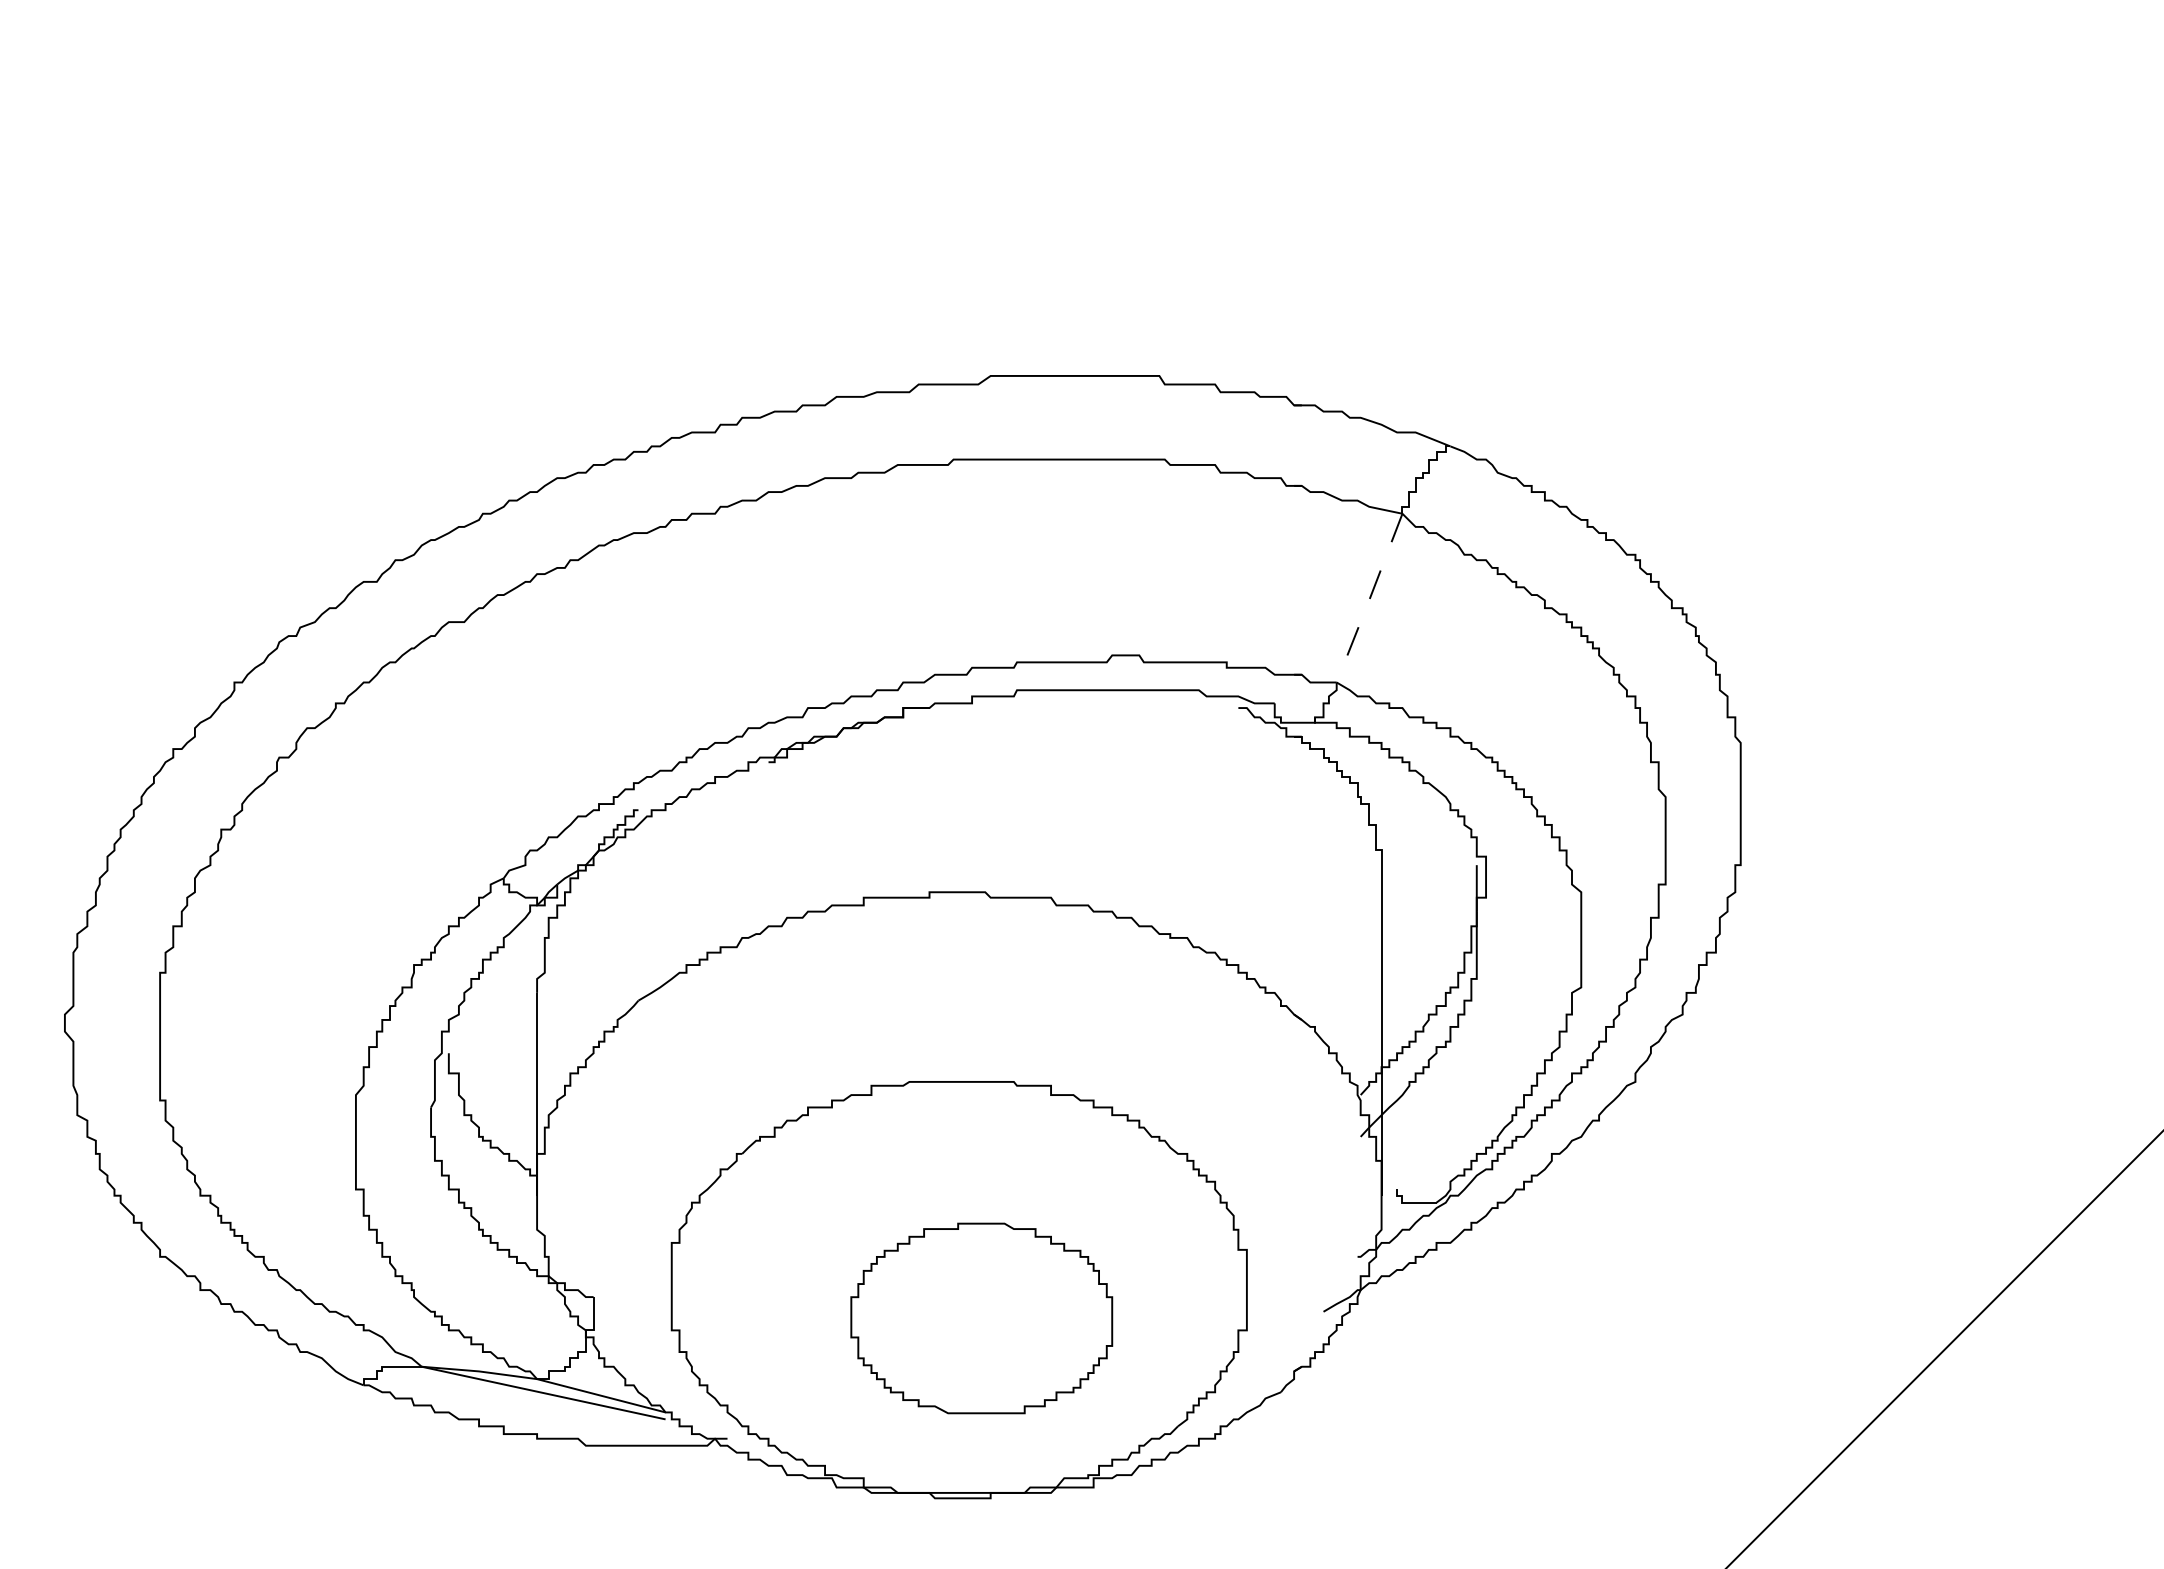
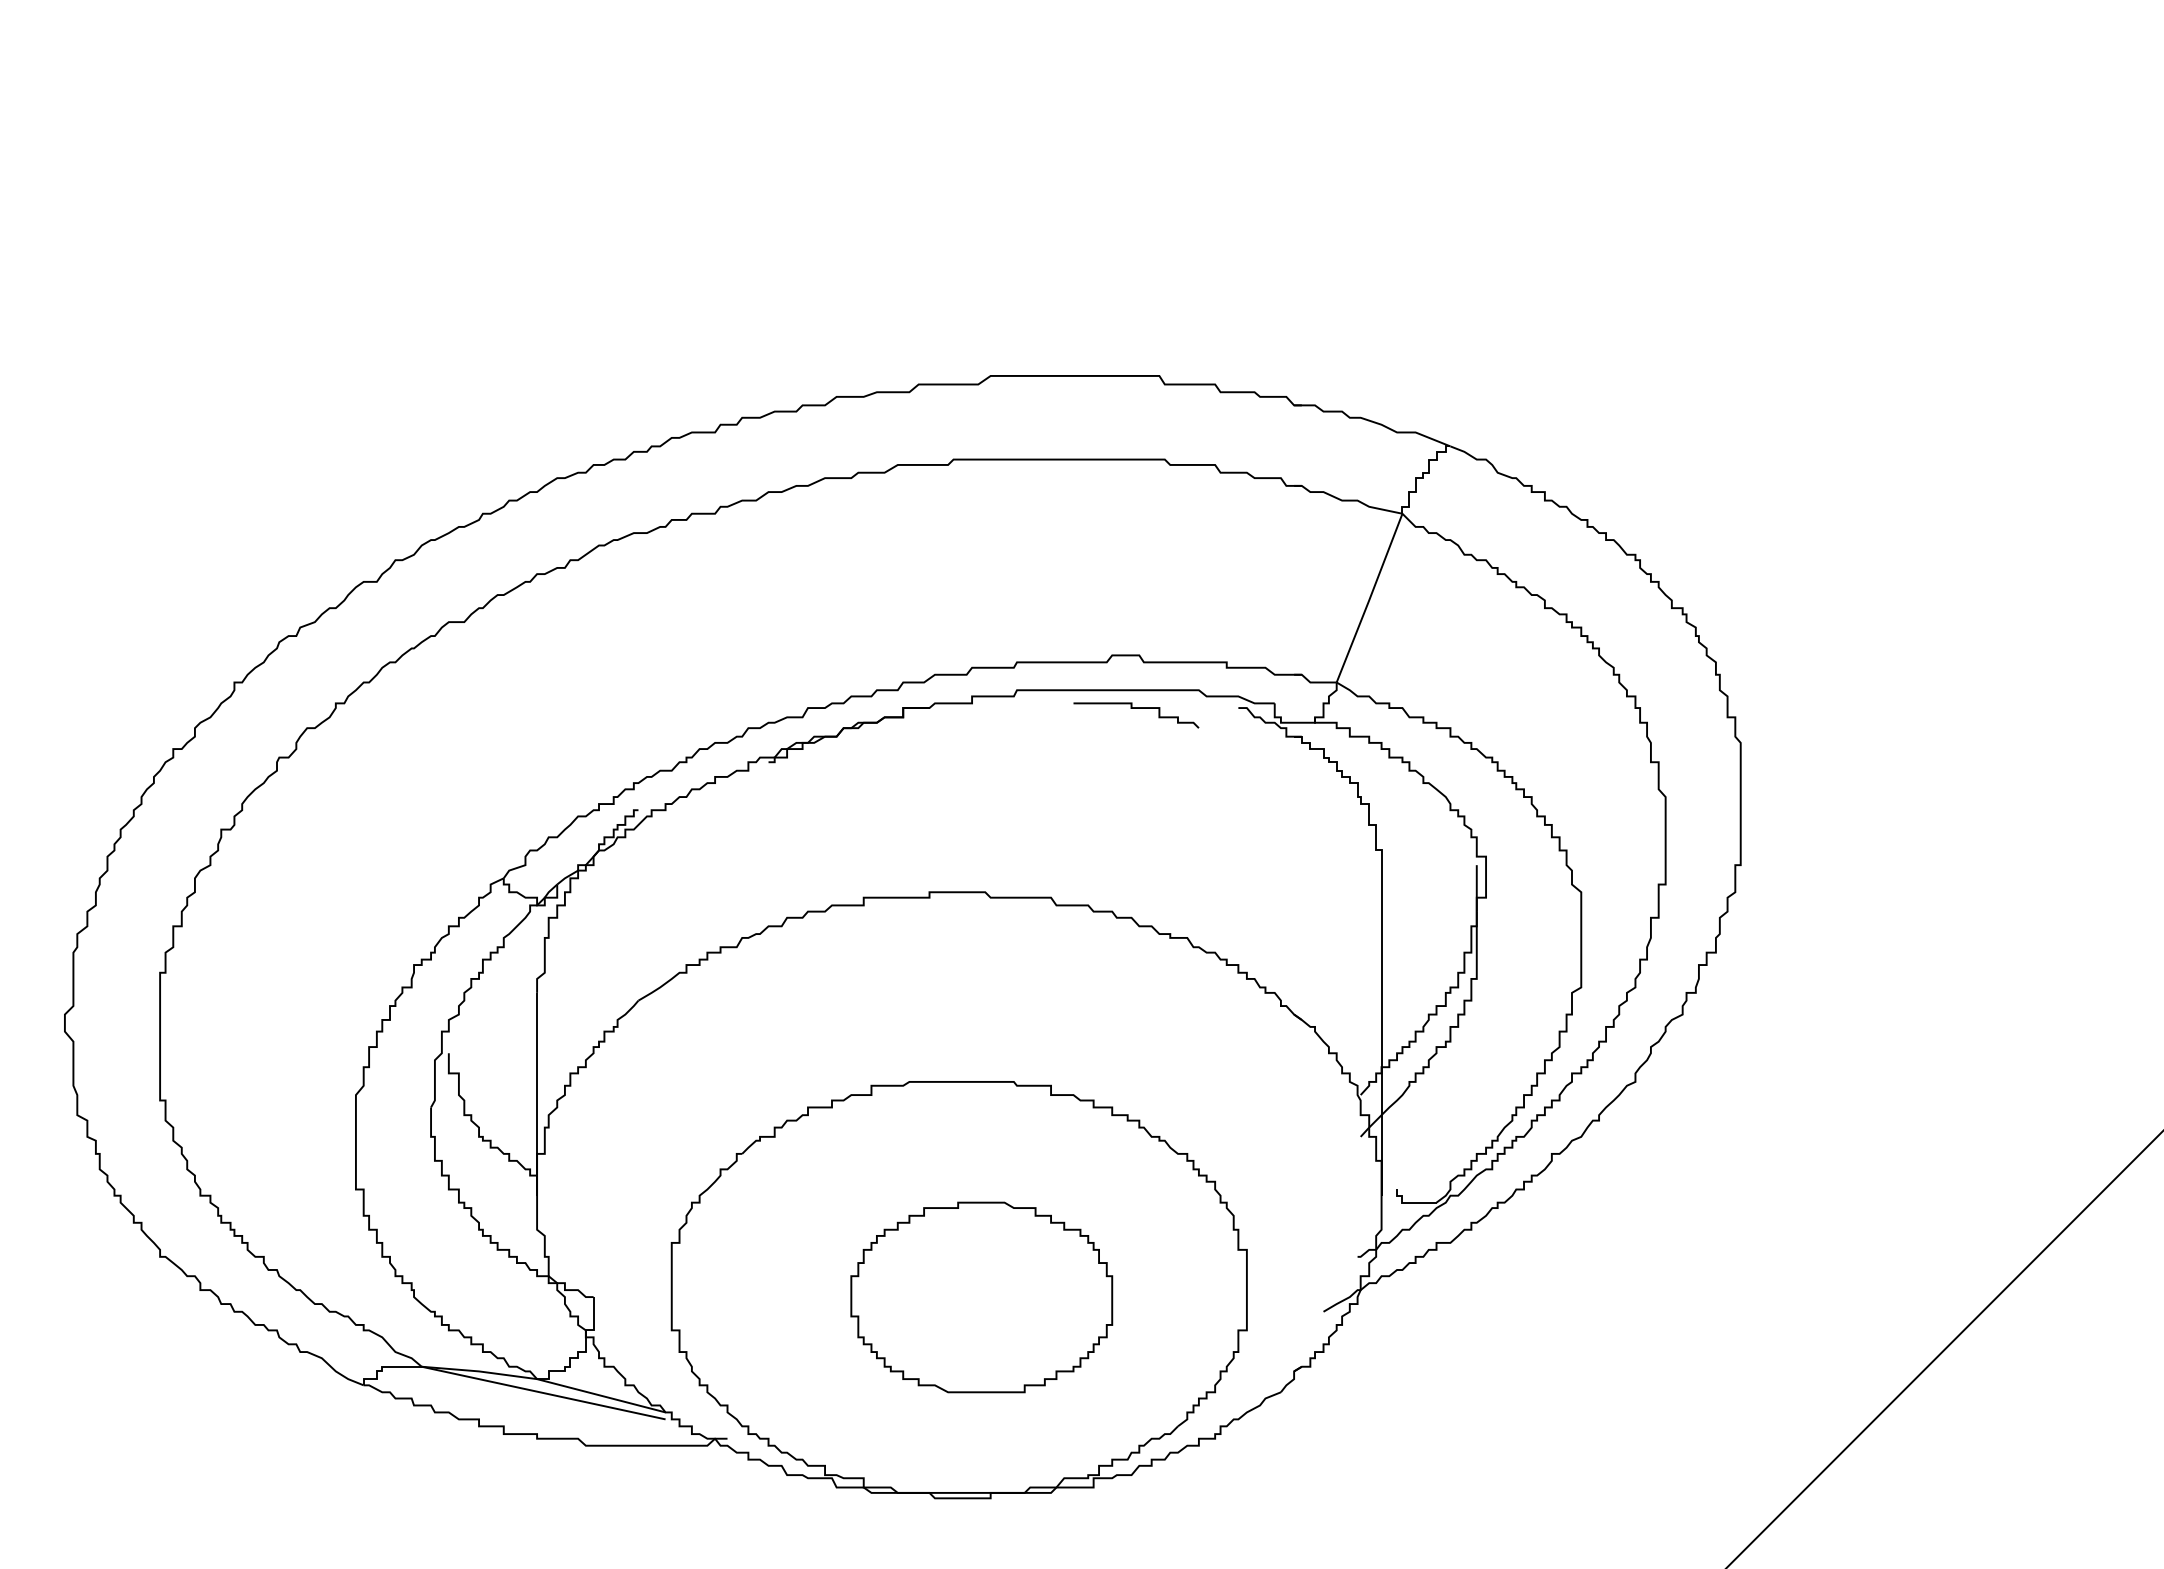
line: dashed -> solid (1369, 599)
curve: none -> present (1136, 708)
part position: (981, 1318) -> (981, 1297) (981, 1297)
